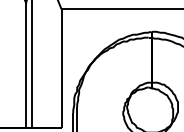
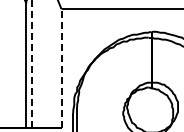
line: solid -> dashed (32, 63)
line: solid -> dashed (61, 68)
